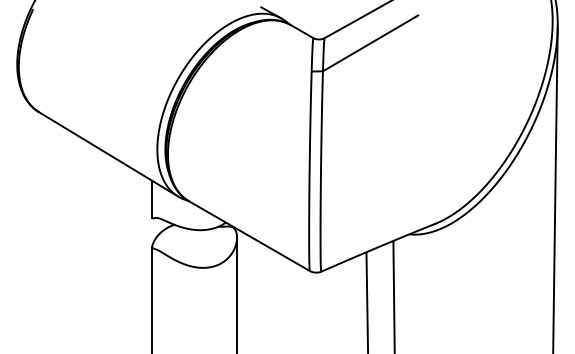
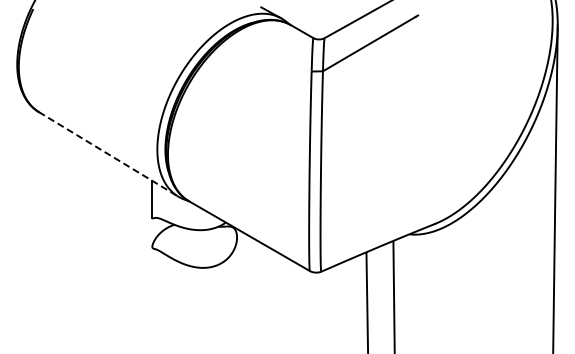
line: solid -> dashed (108, 154)
line: present -> none (237, 293)
line: present -> none (152, 298)
